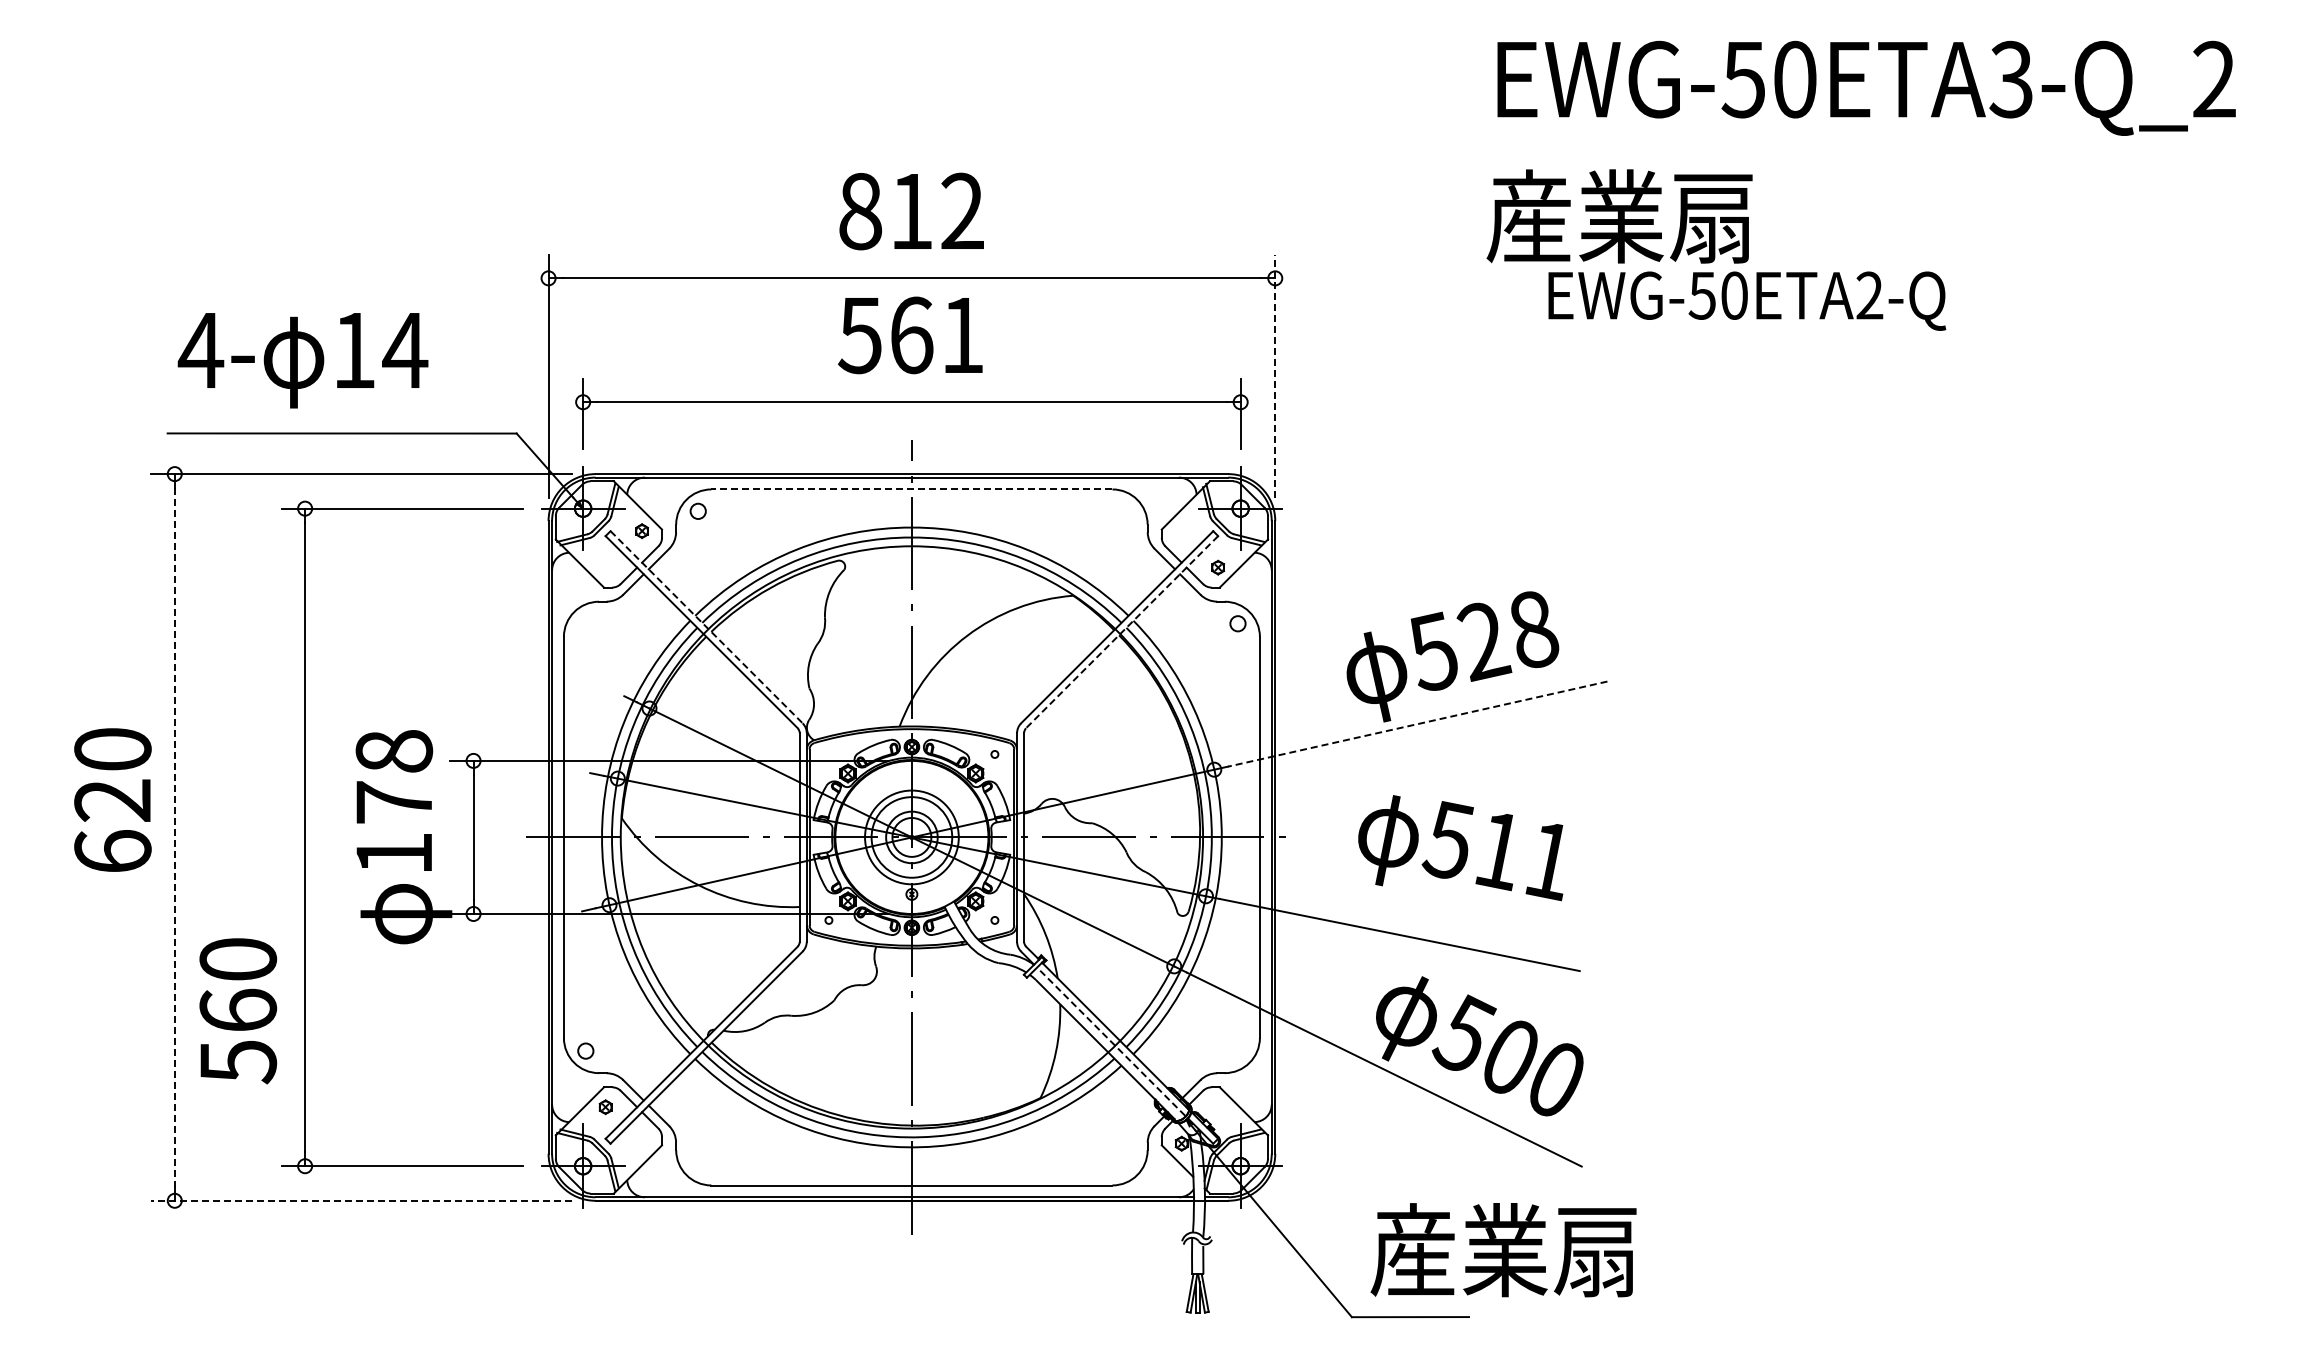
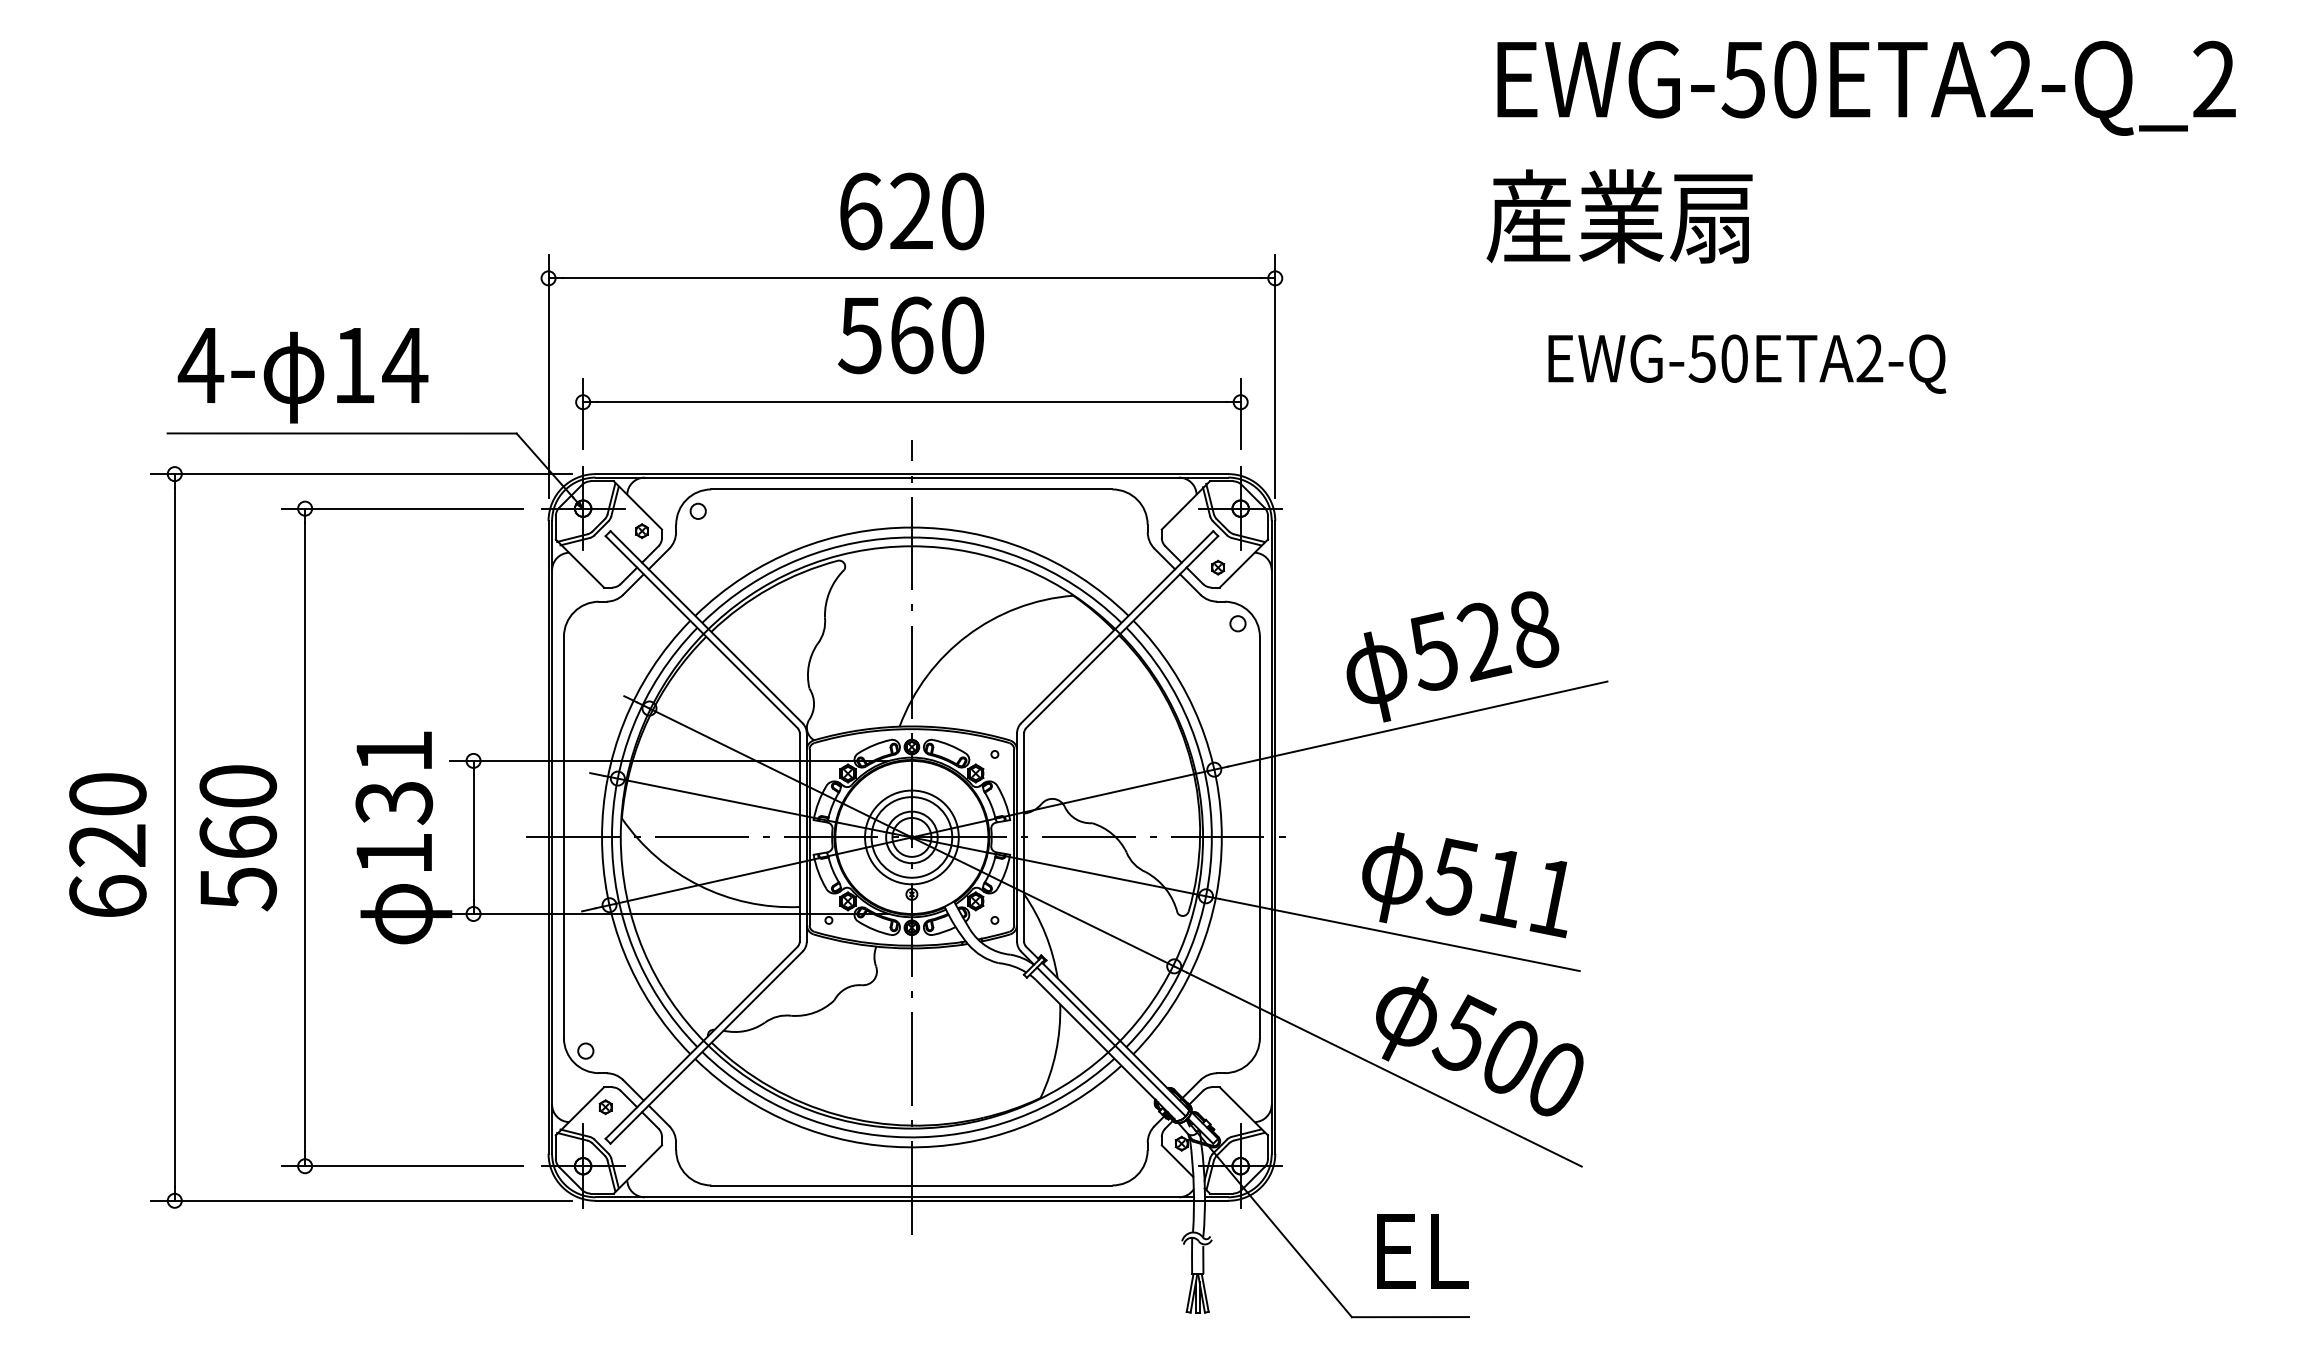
text: EWG-50ETA3-Q_2 -> EWG-50ETA2-Q_2 (2010, 79)
text: 812 -> 620 (911, 211)
text position: (1747, 300) -> (1747, 363) (1747, 363)
text: 561 -> 560 (962, 335)
text position: (302, 360) -> (302, 375) (302, 375)
line: dashed -> solid (1275, 375)
line: dashed -> solid (911, 489)
line: dashed -> solid (706, 627)
line: dashed -> solid (1122, 632)
line: dashed -> solid (1417, 724)
text: 178 -> 131 (394, 777)
text position: (112, 799) -> (107, 844) (107, 844)
line: dashed -> solid (174, 837)
text position: (1460, 848) -> (1464, 885) (1464, 885)
text position: (238, 1011) -> (238, 838) (238, 838)
line: dashed -> solid (1111, 1041)
line: dashed -> solid (361, 1200)
text: 産業扇 -> EL (1503, 1250)
